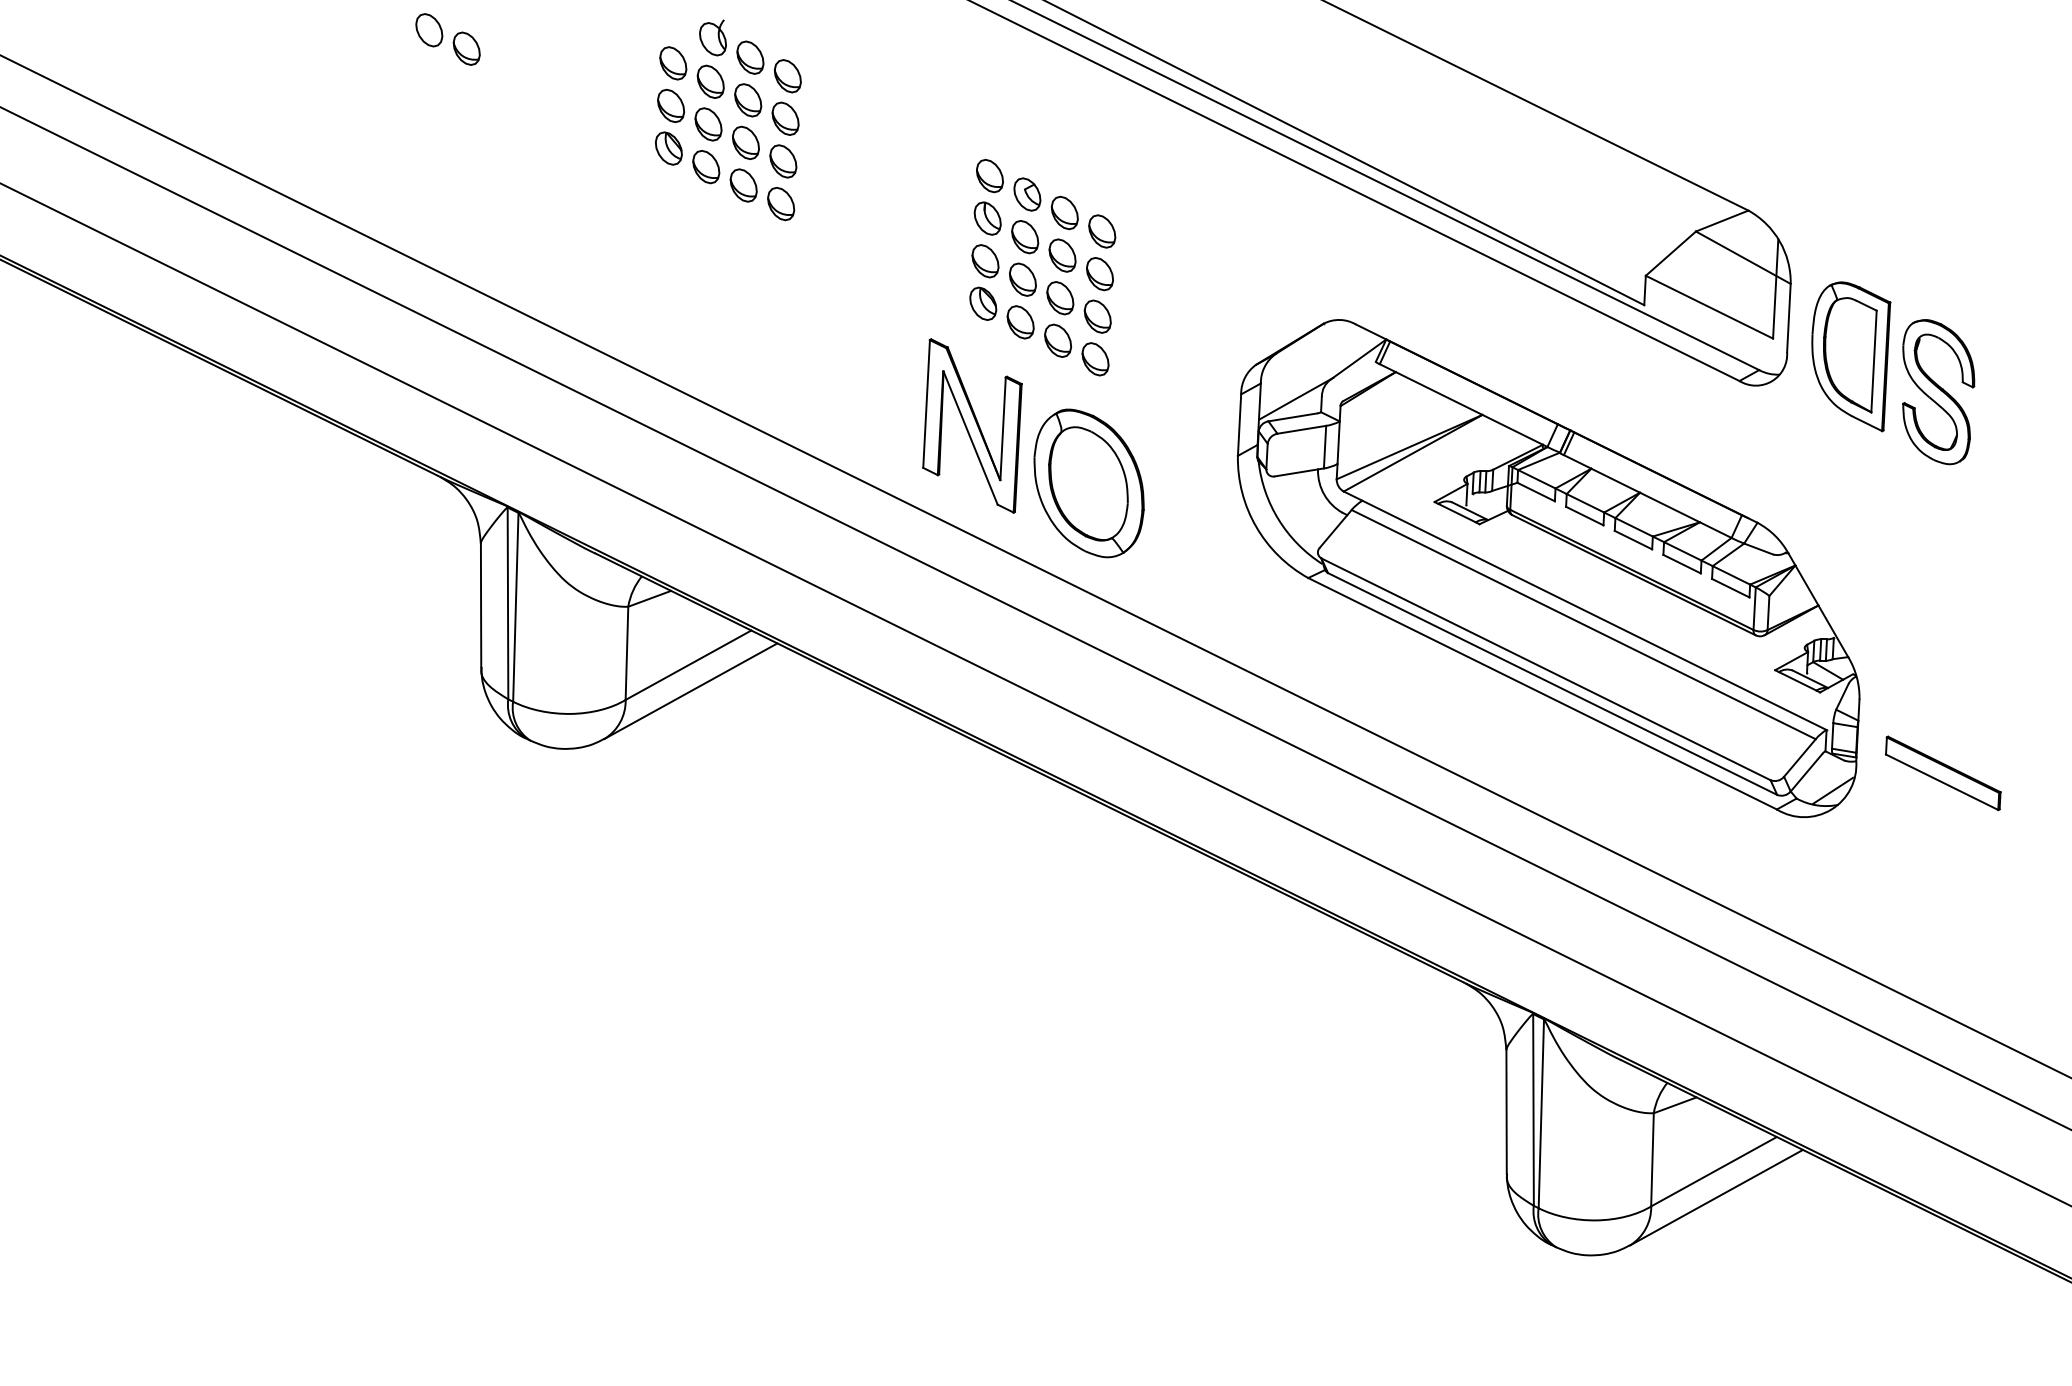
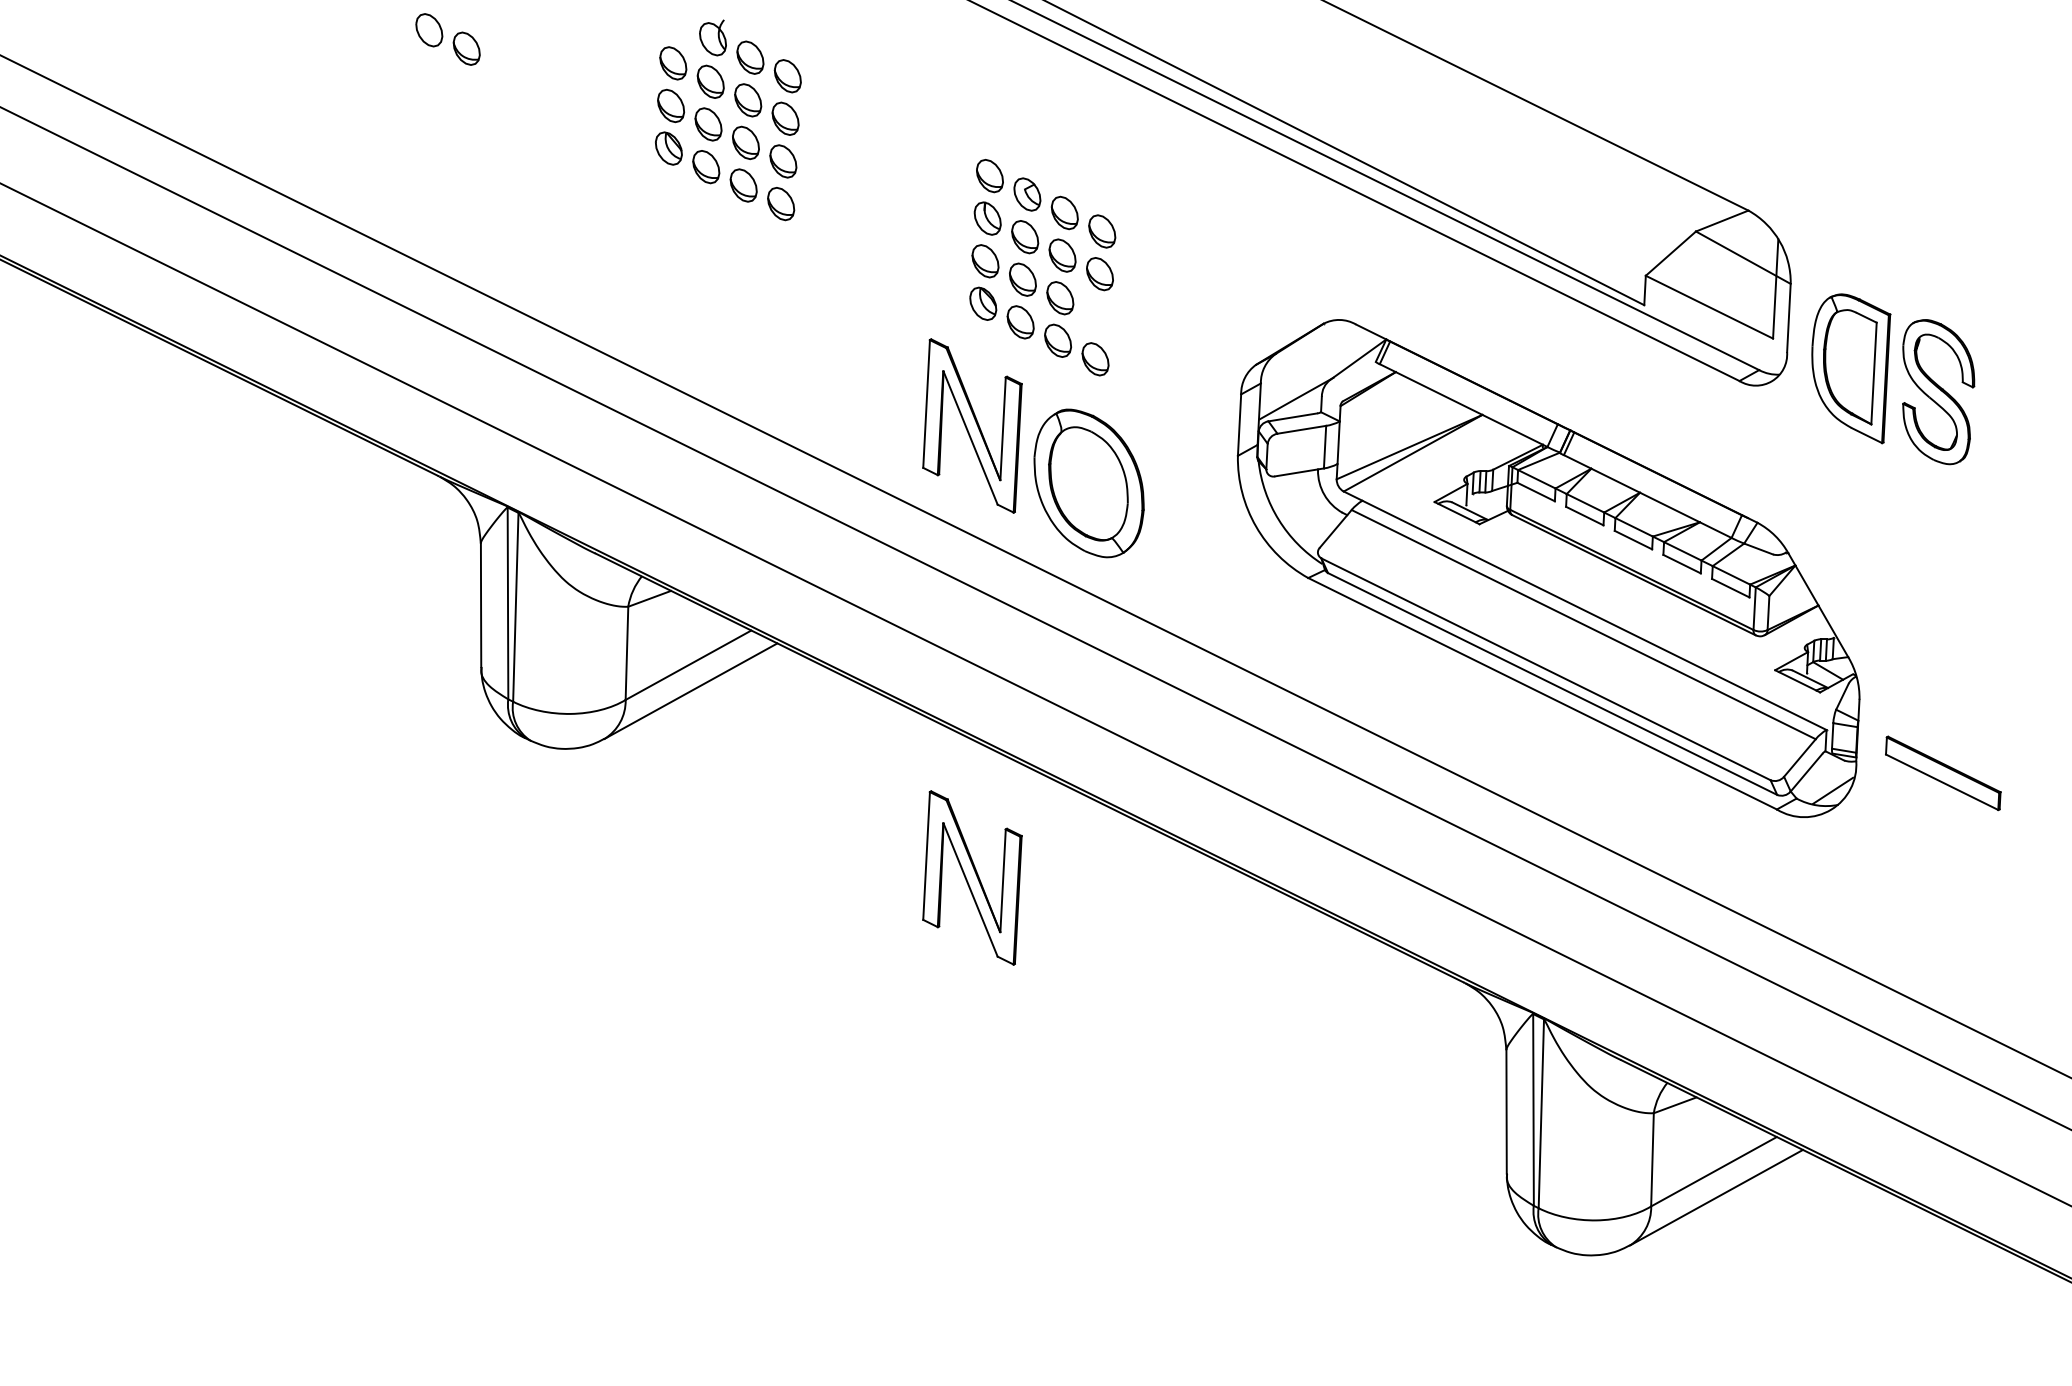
part: present -> none (1097, 316)
part position: (1851, 356) -> (1851, 368) (1851, 368)
part: none -> present (972, 877)
